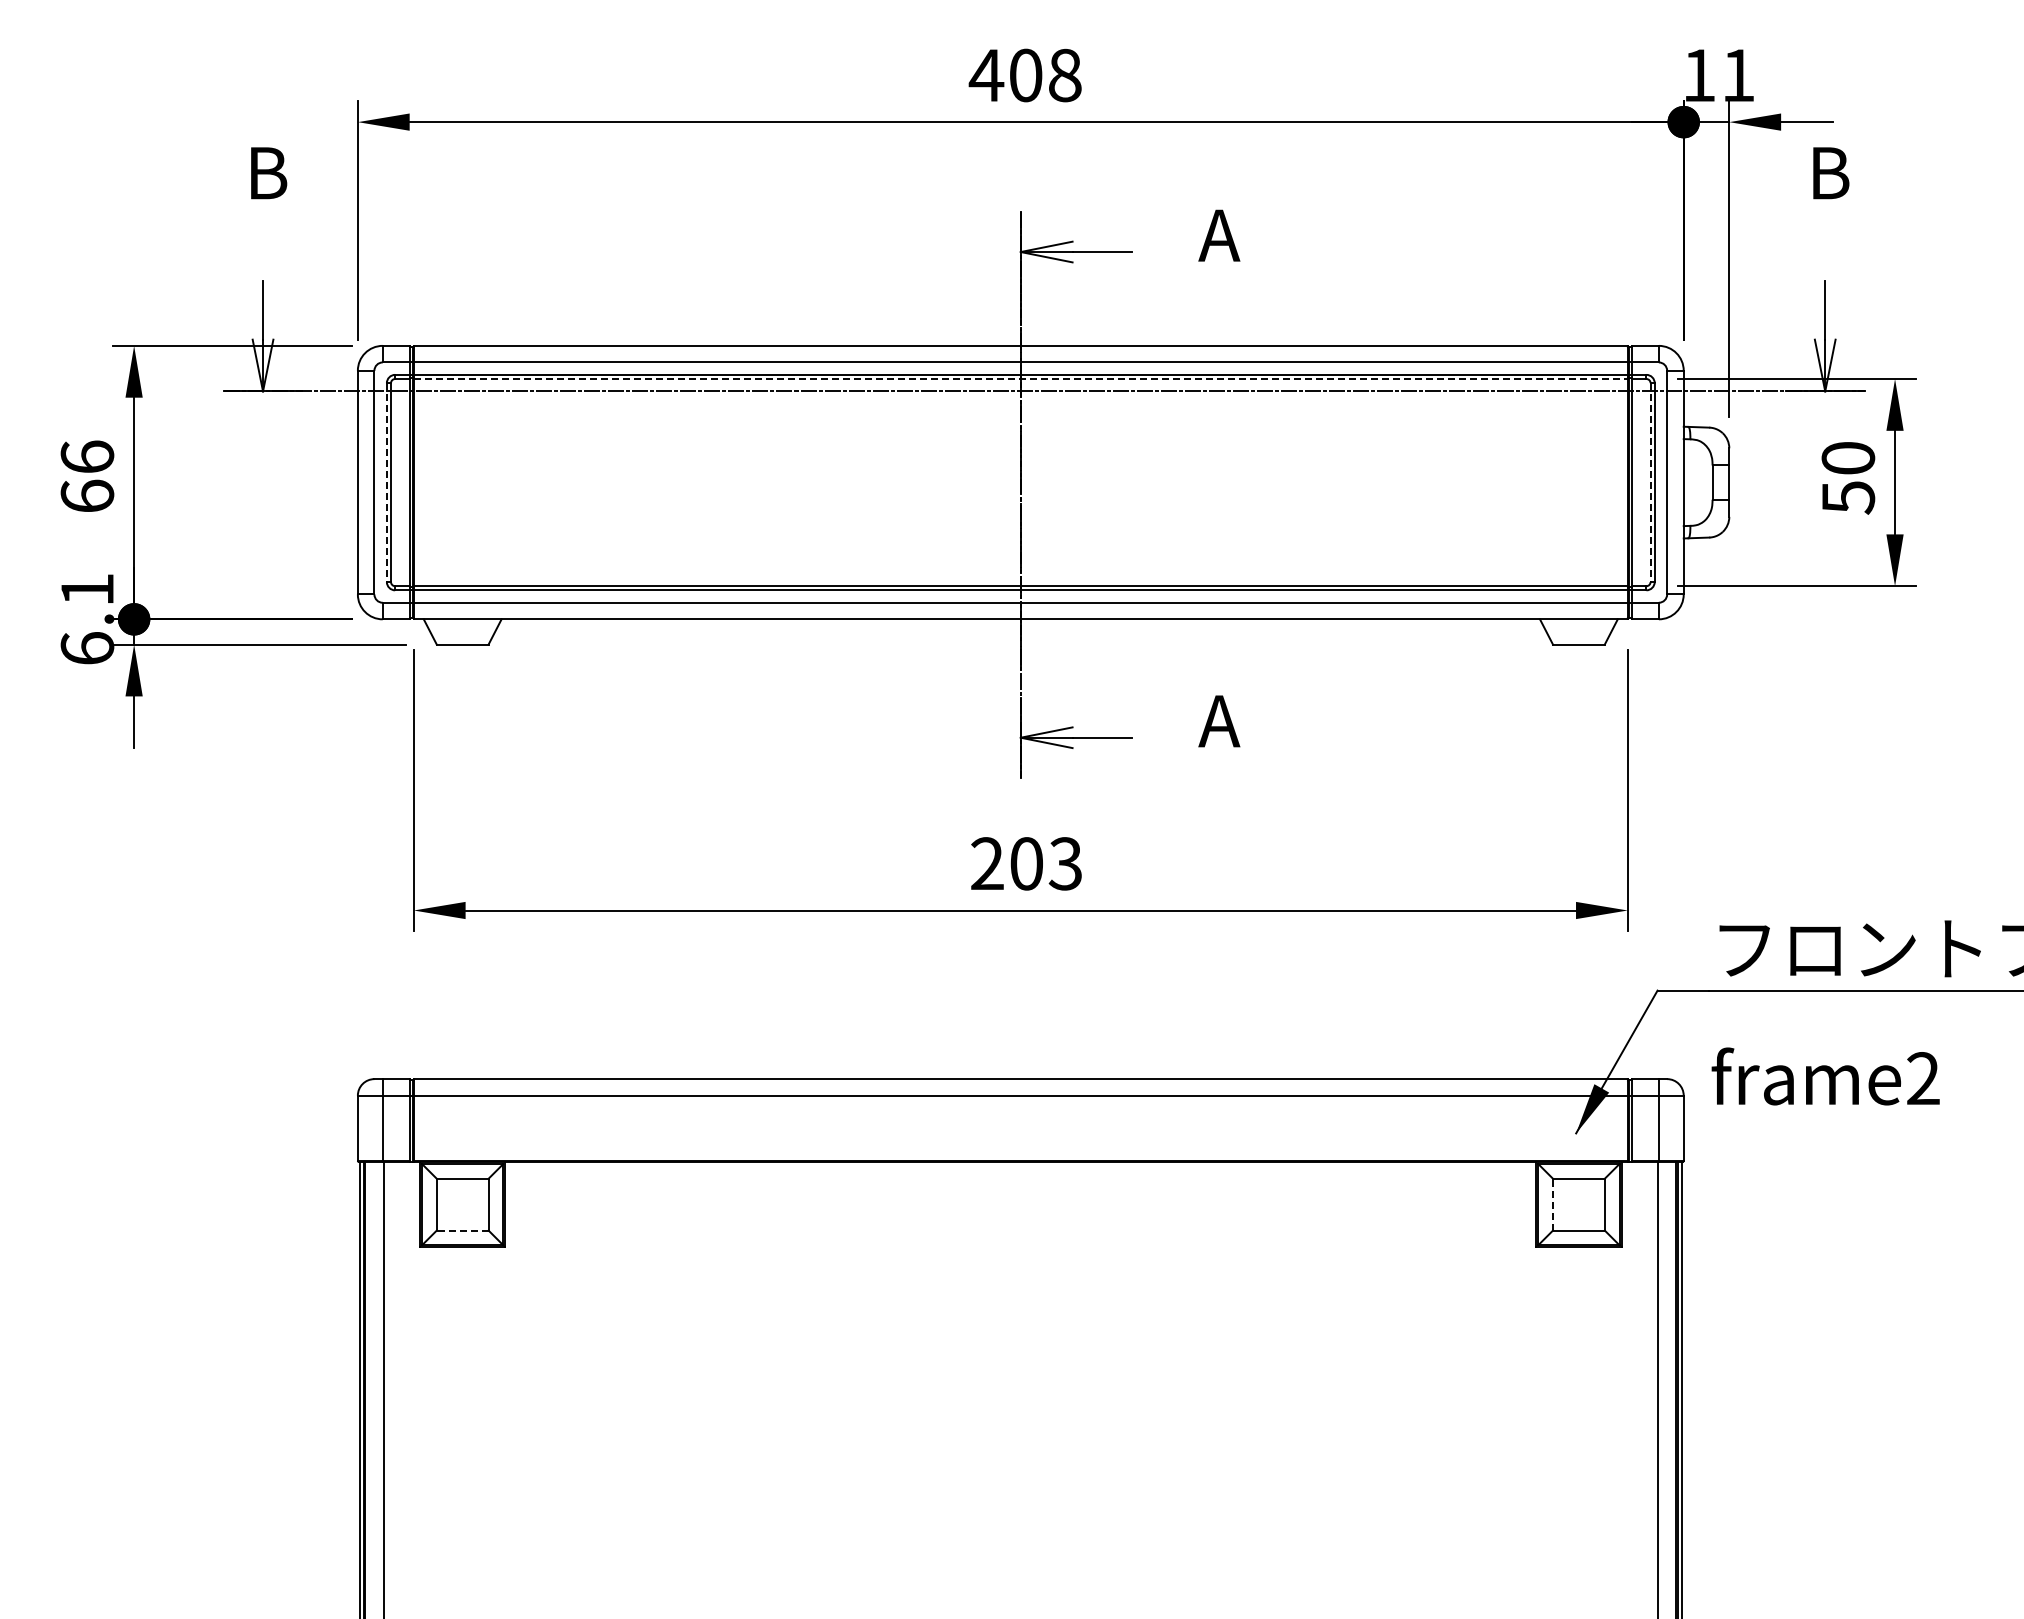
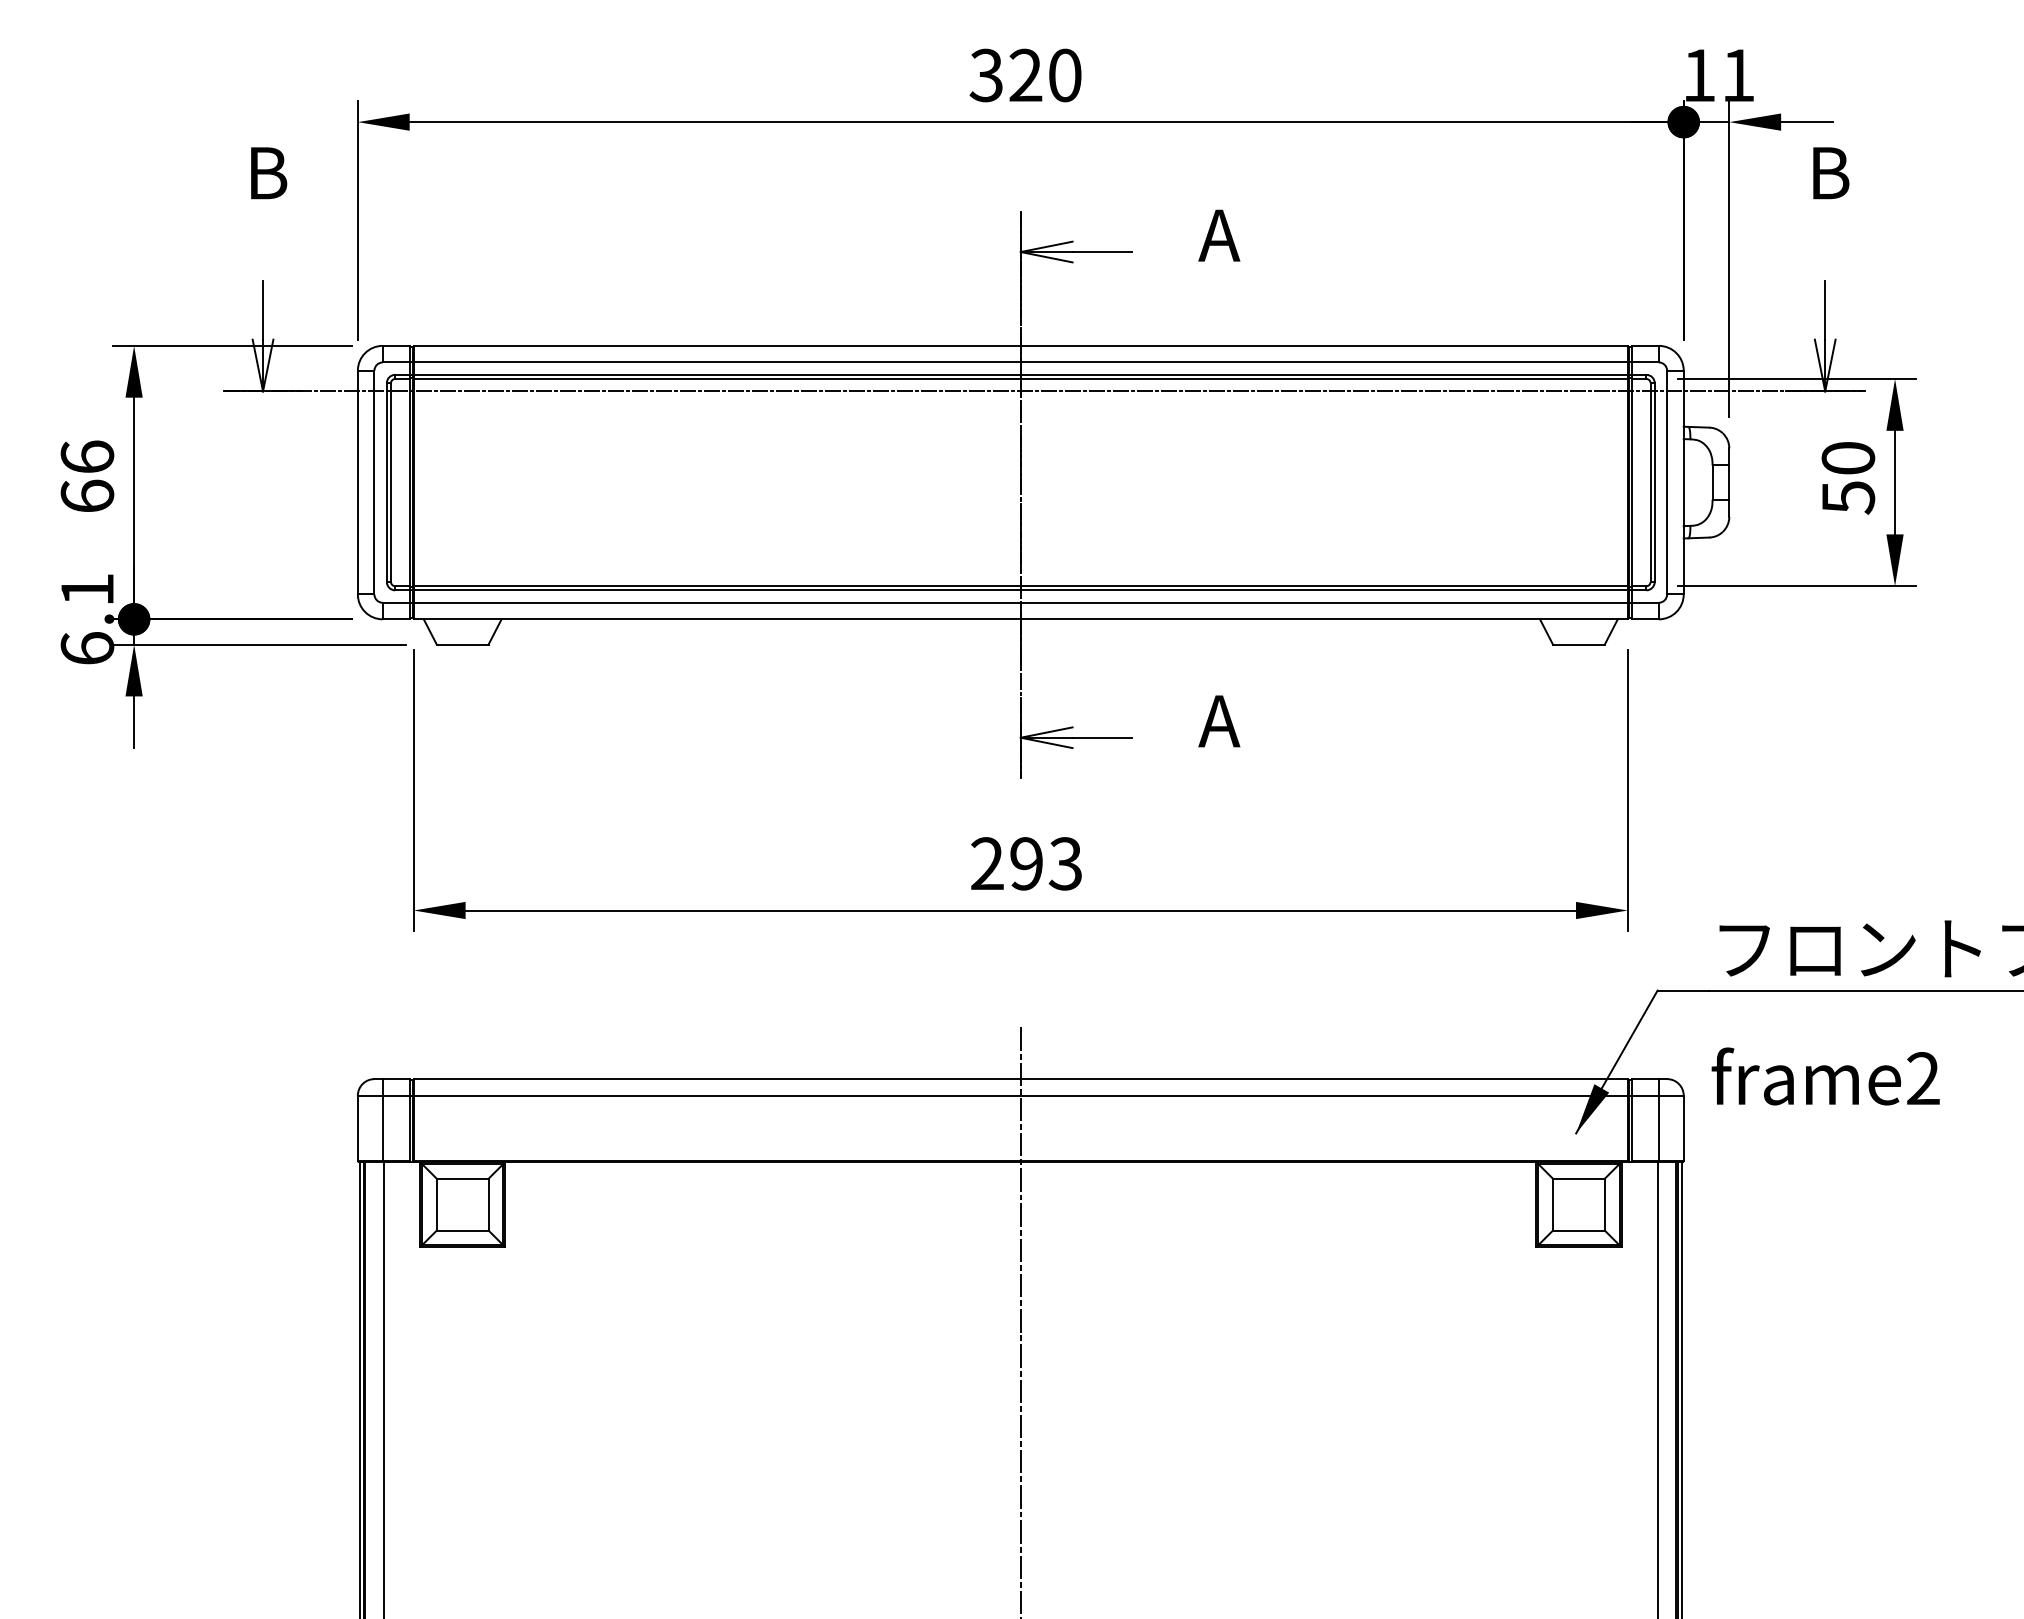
text: 408 -> 320 (1024, 75)
line: dashed -> solid (1020, 379)
line: dashed -> solid (386, 483)
line: dashed -> solid (1650, 483)
text: 203 -> 293 (1026, 863)
line: dashed -> solid (1553, 1204)
line: dashed -> solid (462, 1230)
line: none -> present (1020, 1321)
